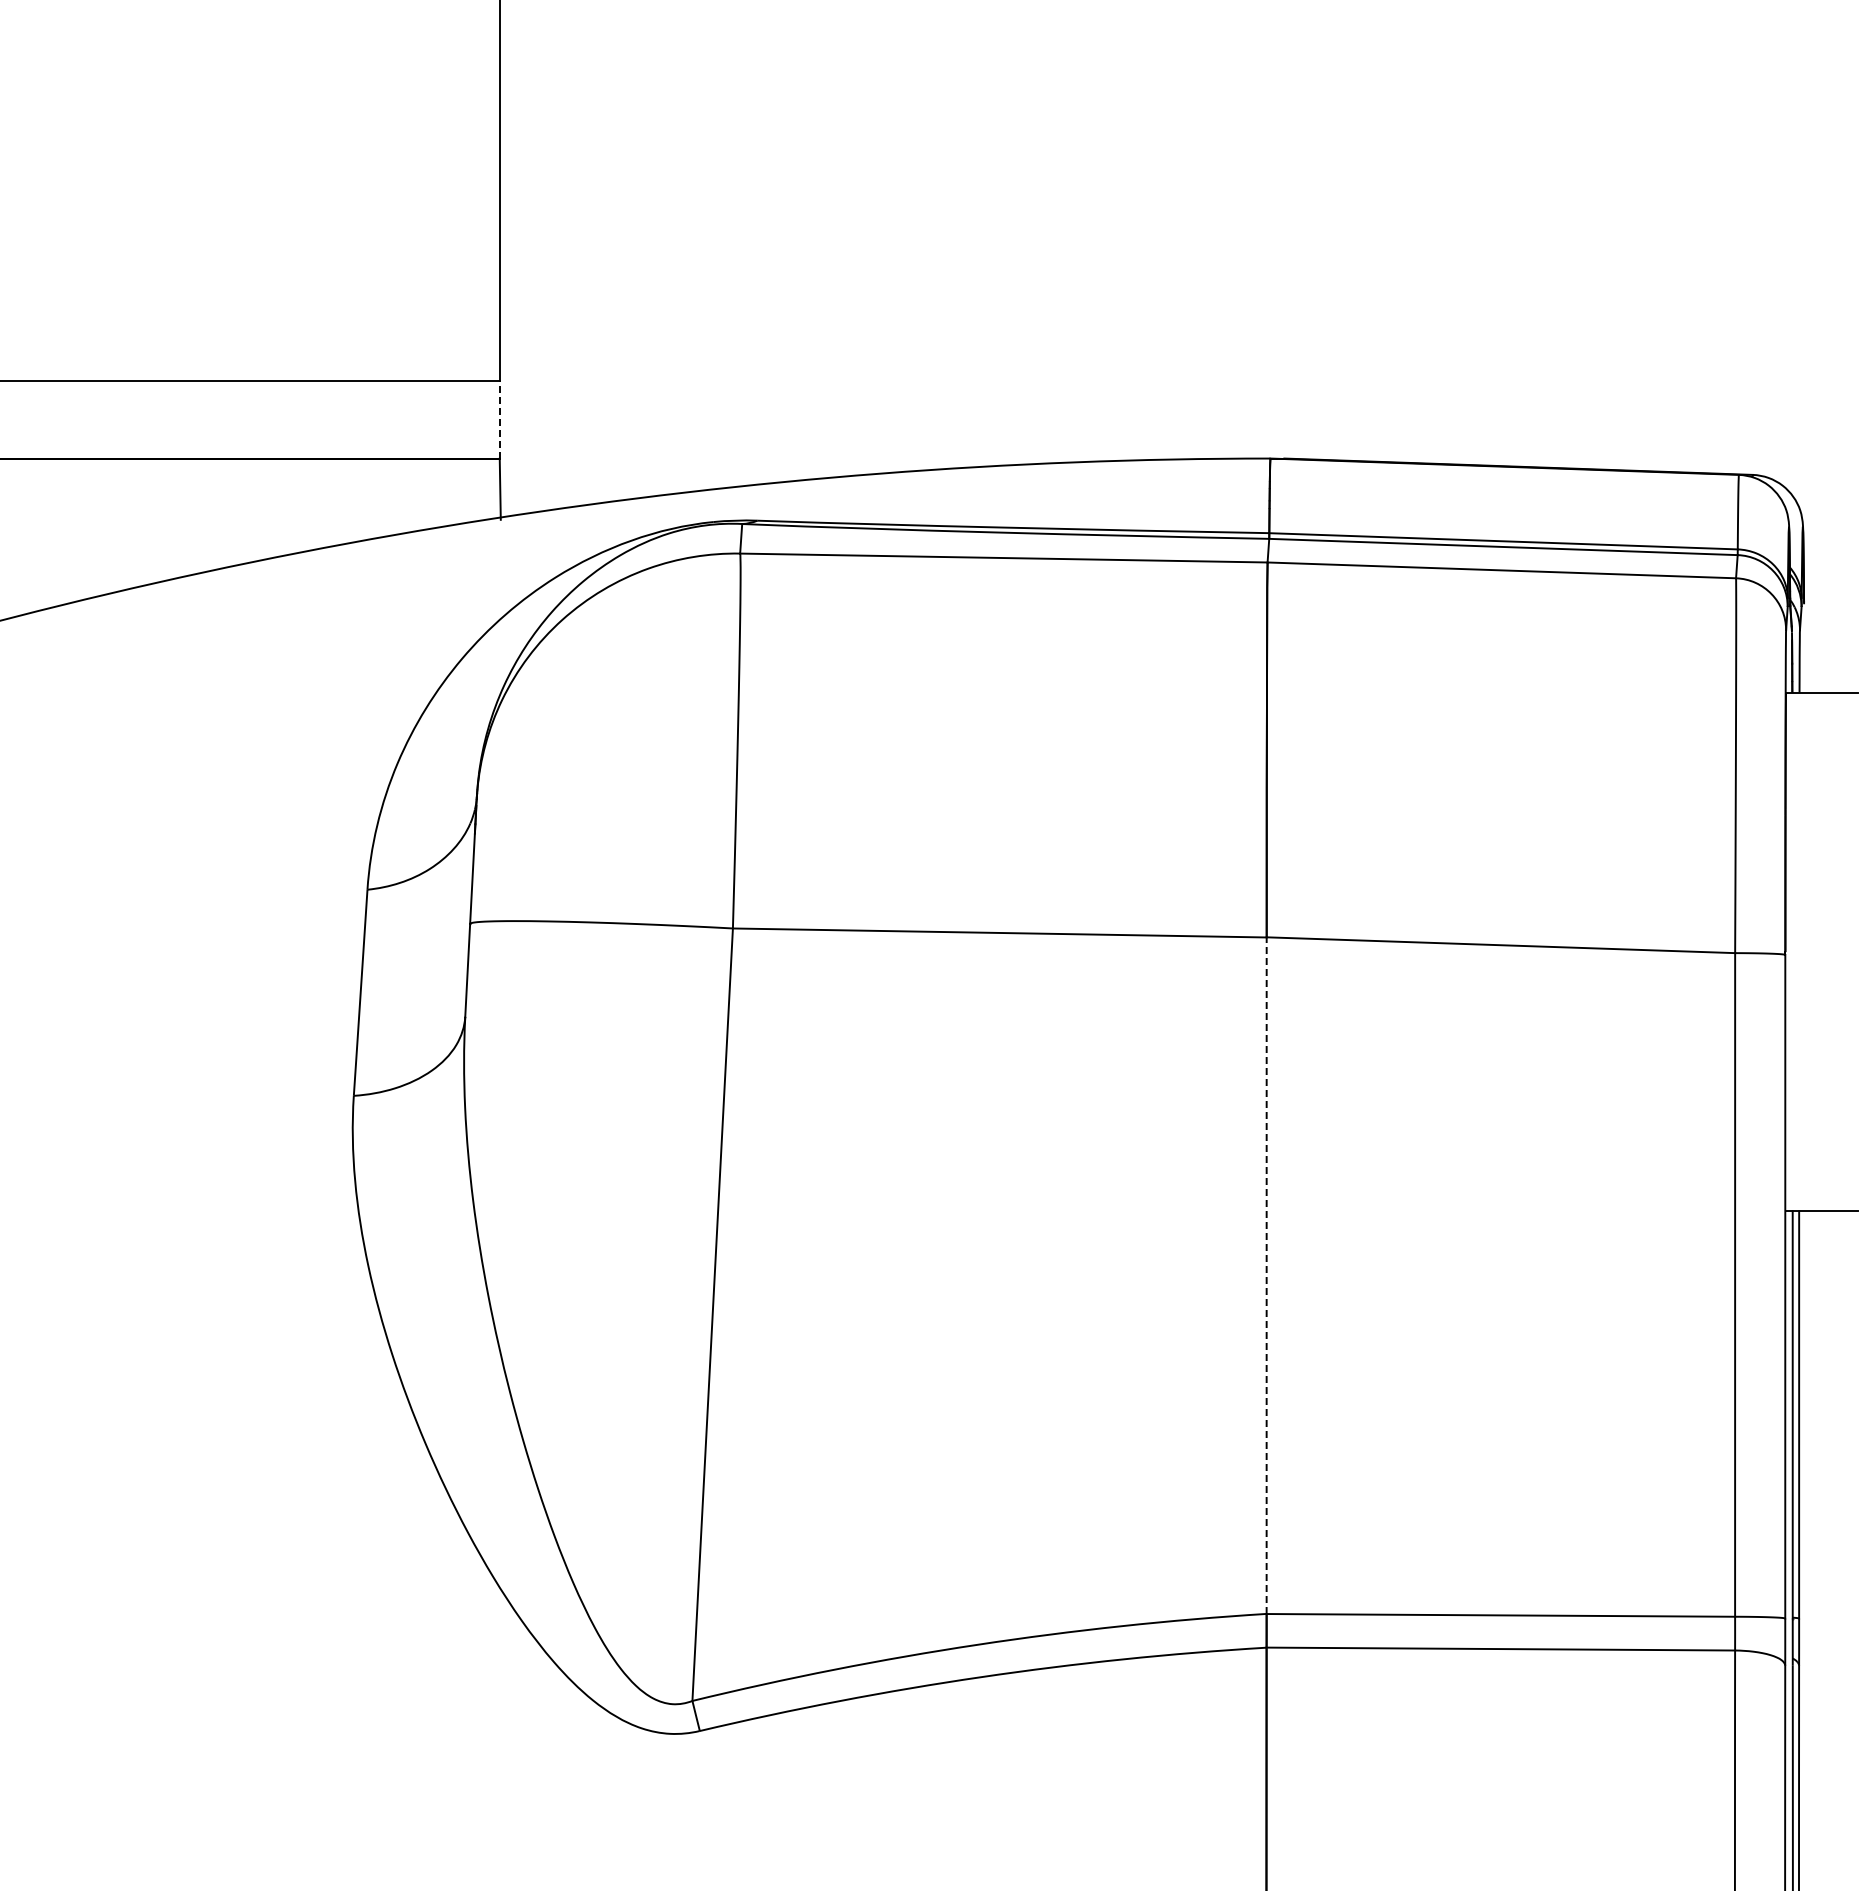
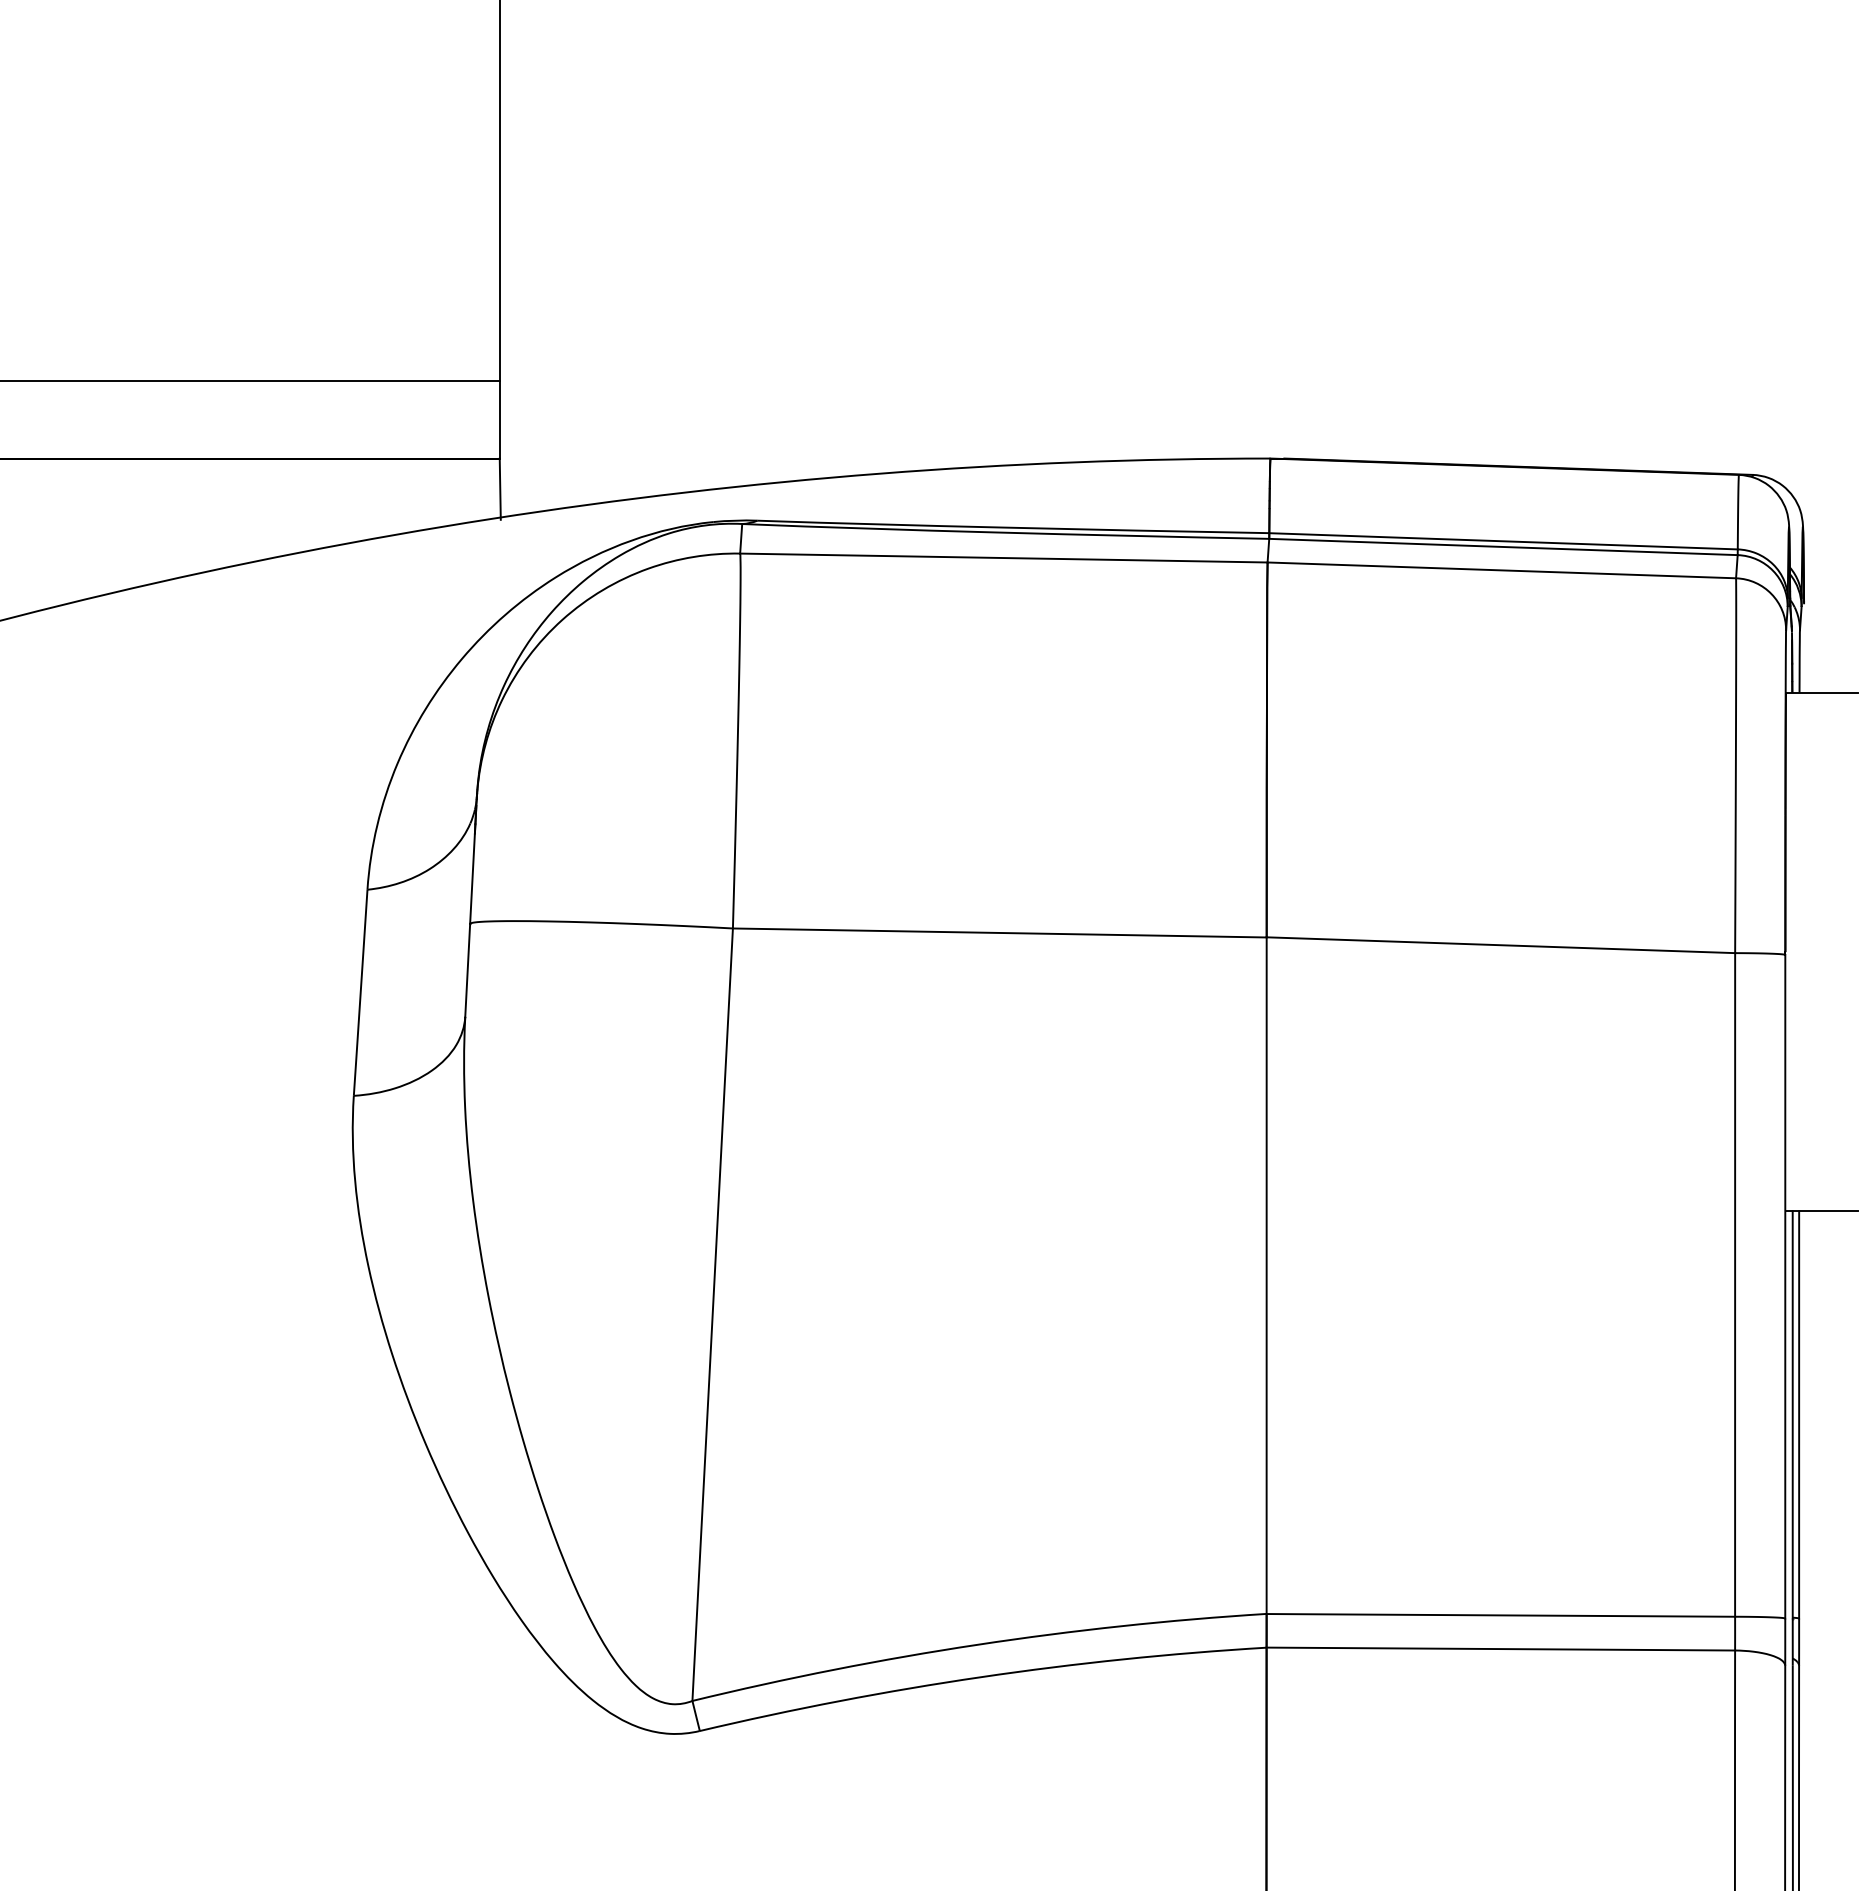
line: dashed -> solid (499, 419)
line: dashed -> solid (1266, 1275)
